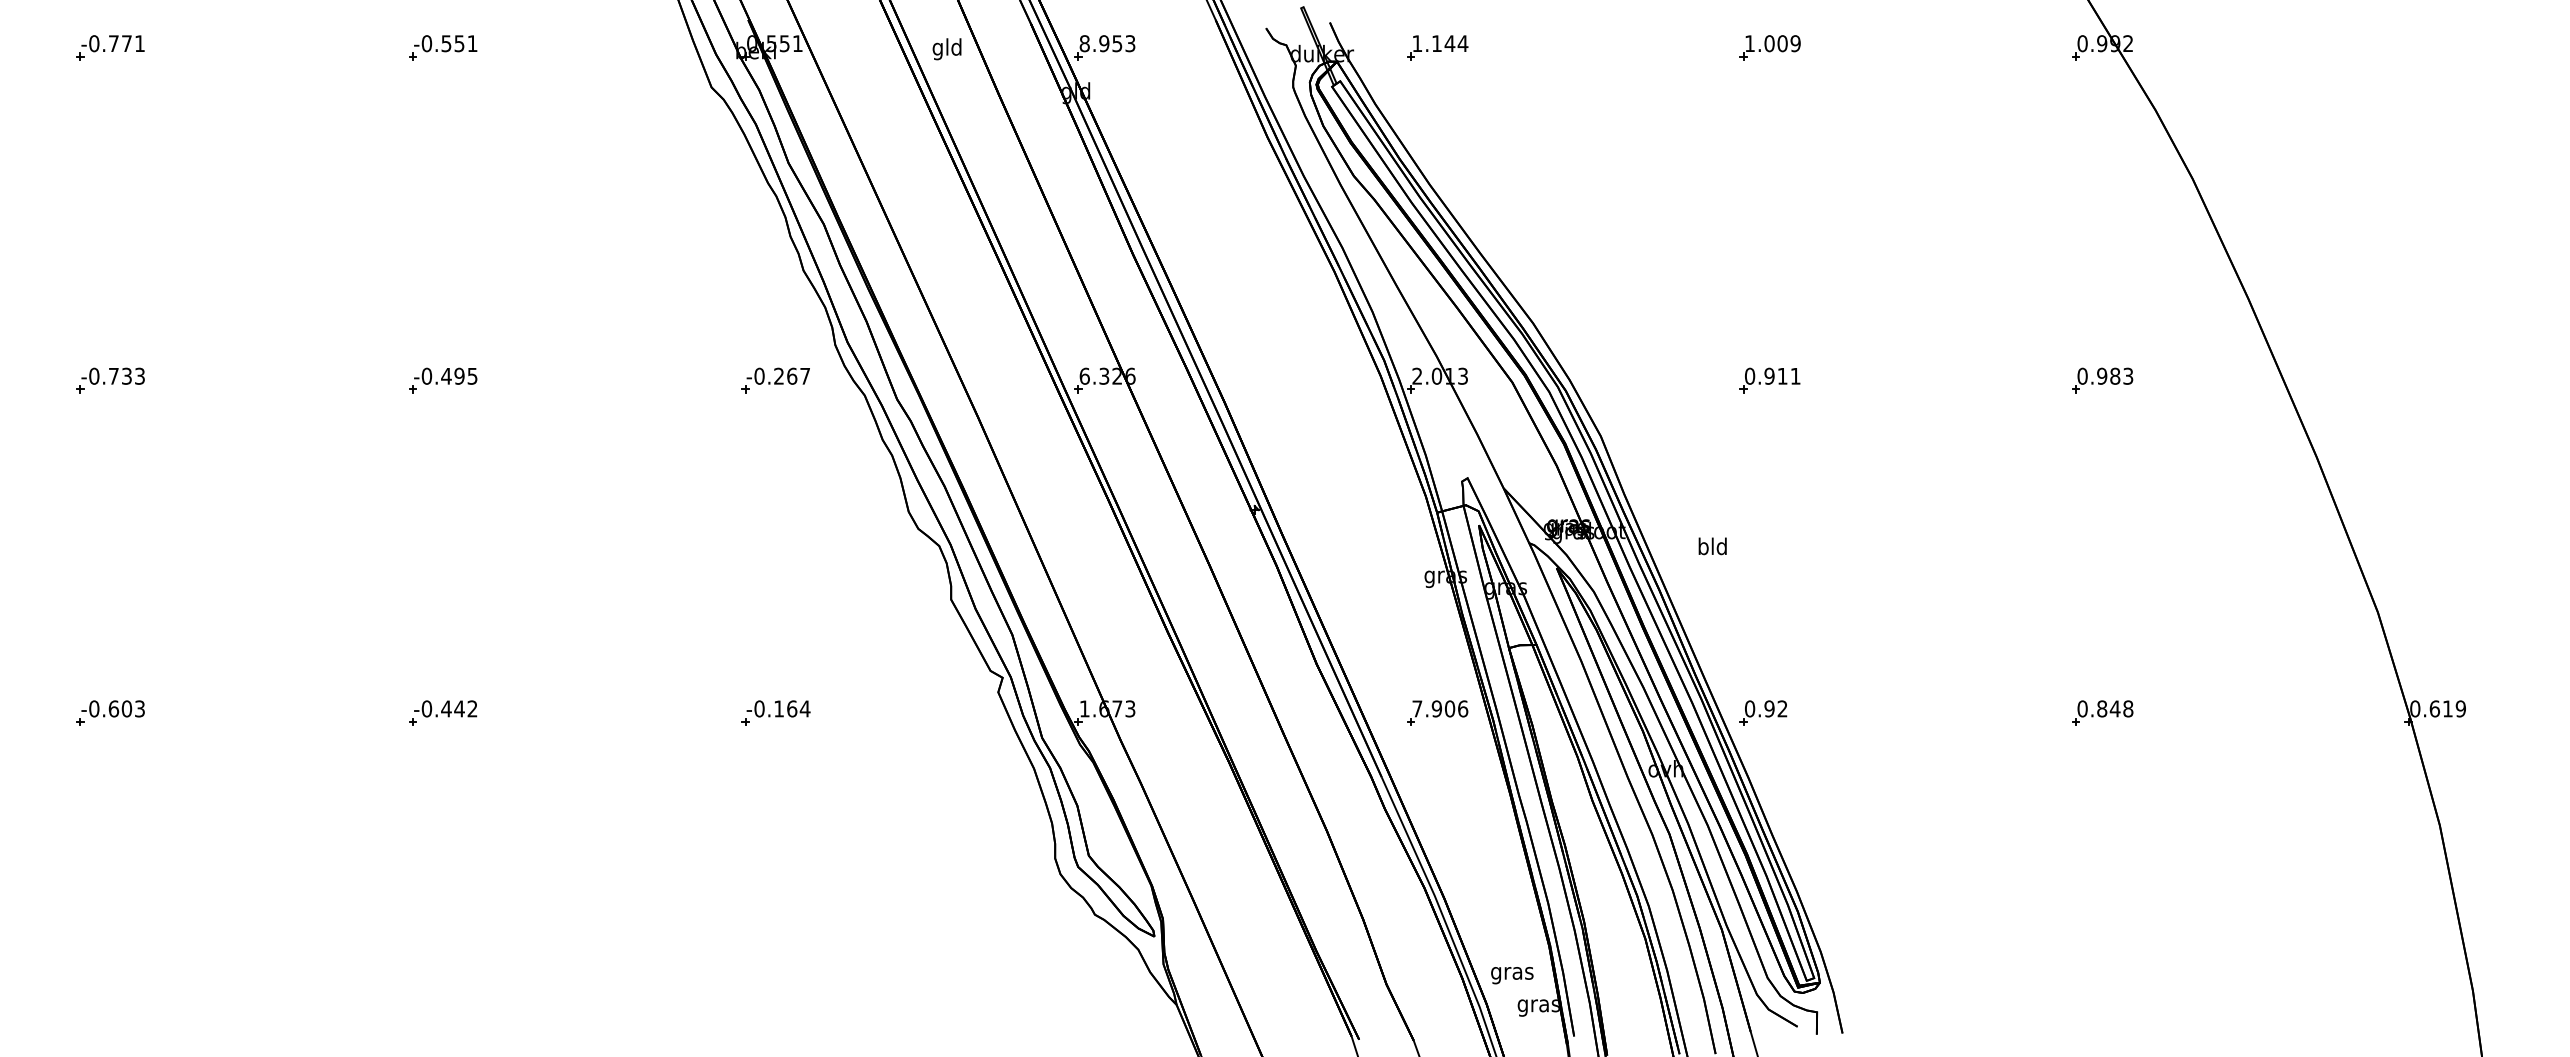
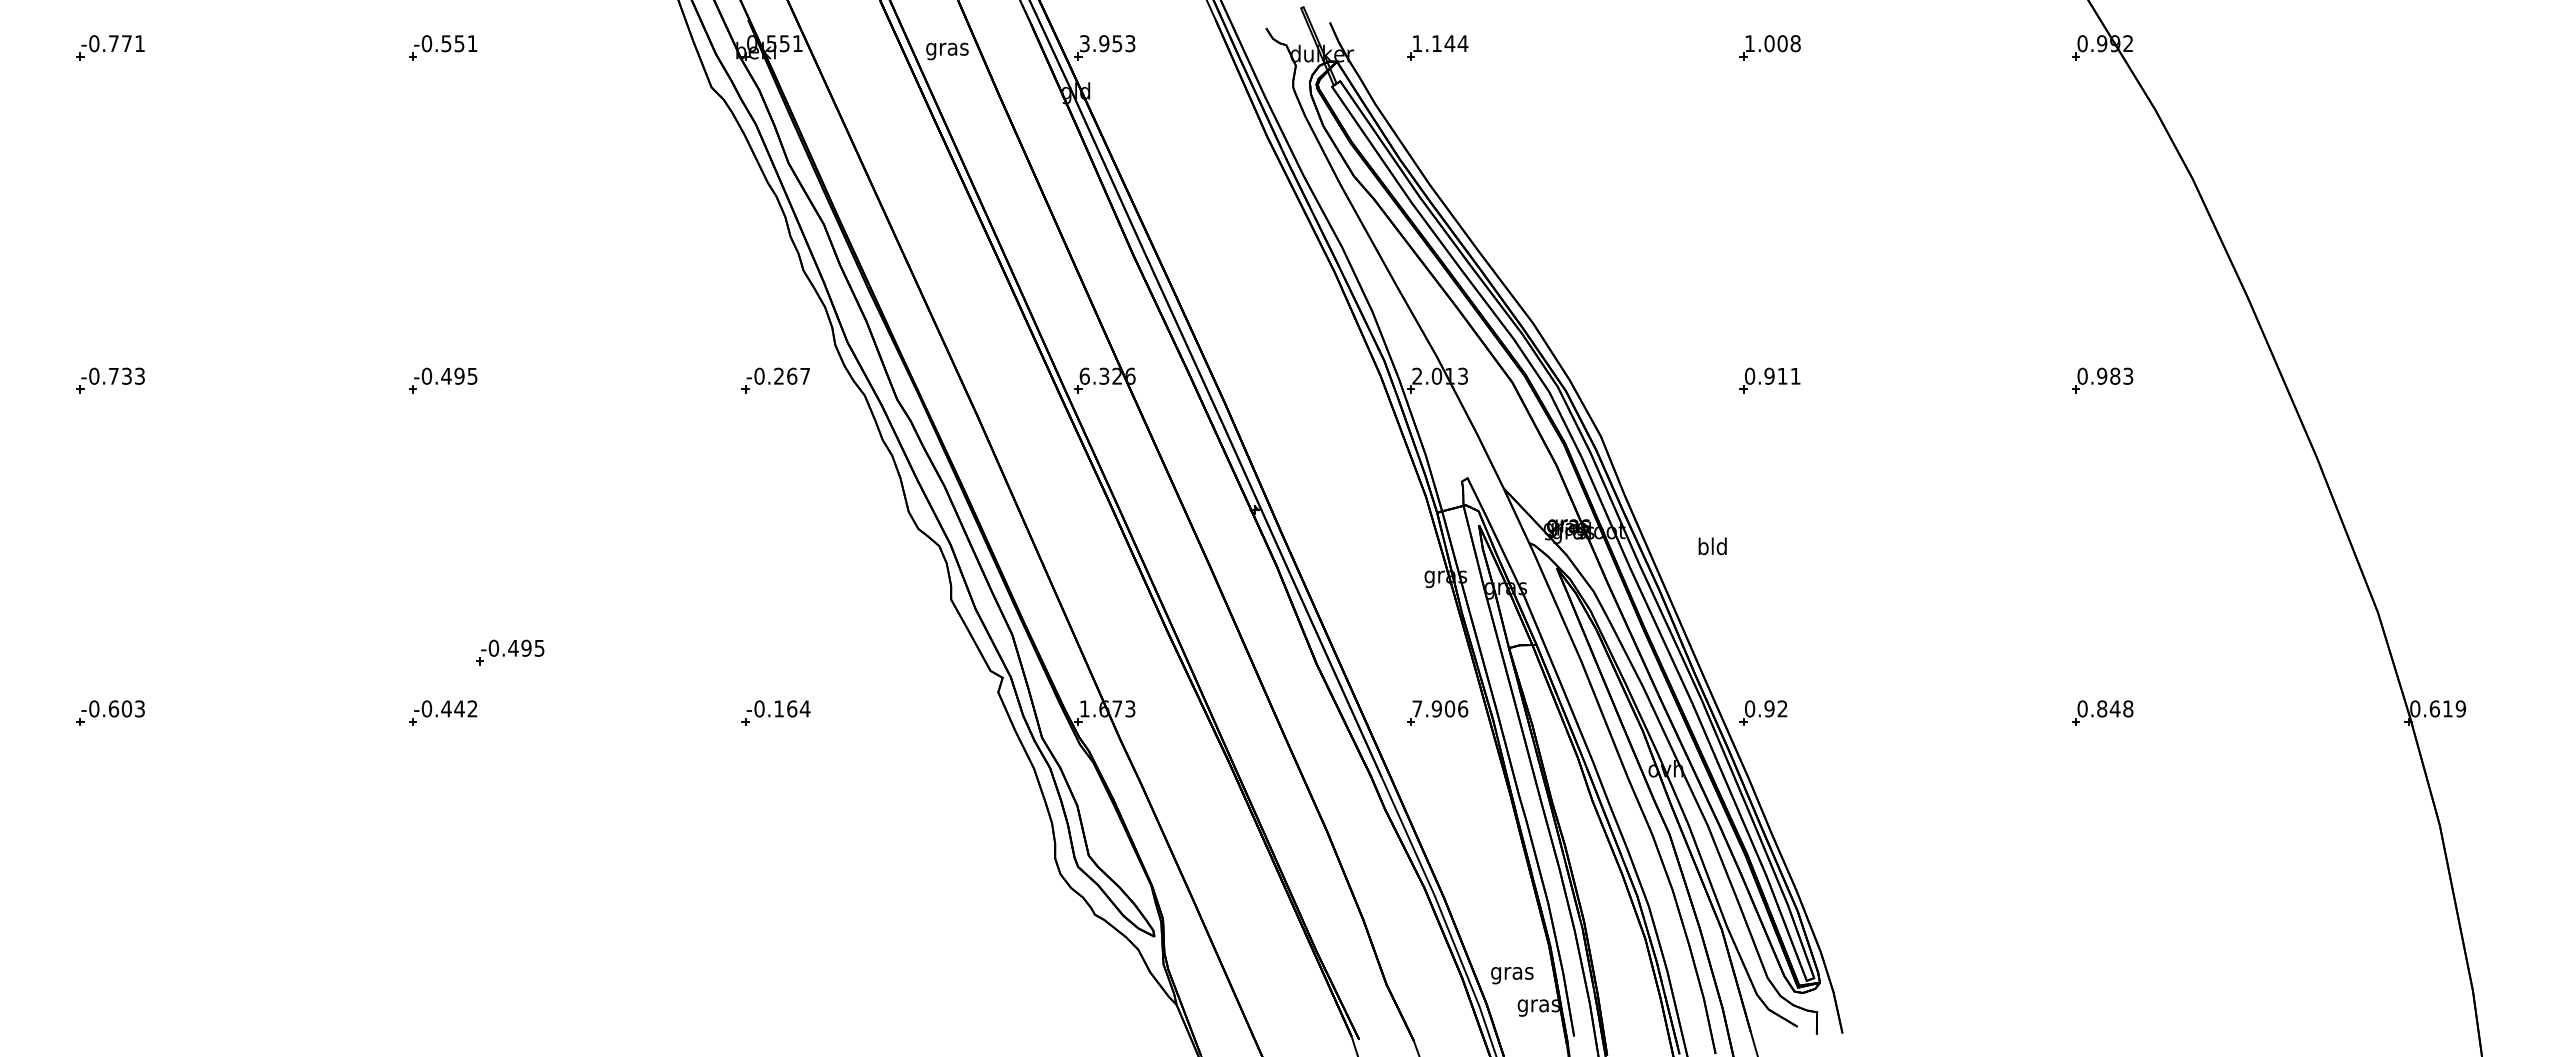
text: 8.953 -> 3.953 (1084, 43)
text: 1.009 -> 1.008 (1795, 43)
text: gld -> gras (947, 49)
part: none -> present (510, 652)
